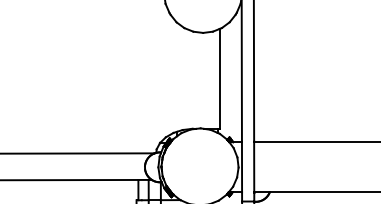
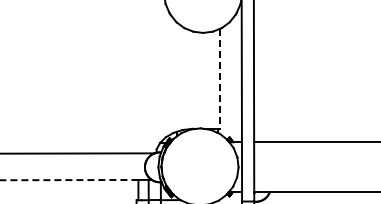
line: solid -> dashed (219, 78)
line: solid -> dashed (69, 180)
